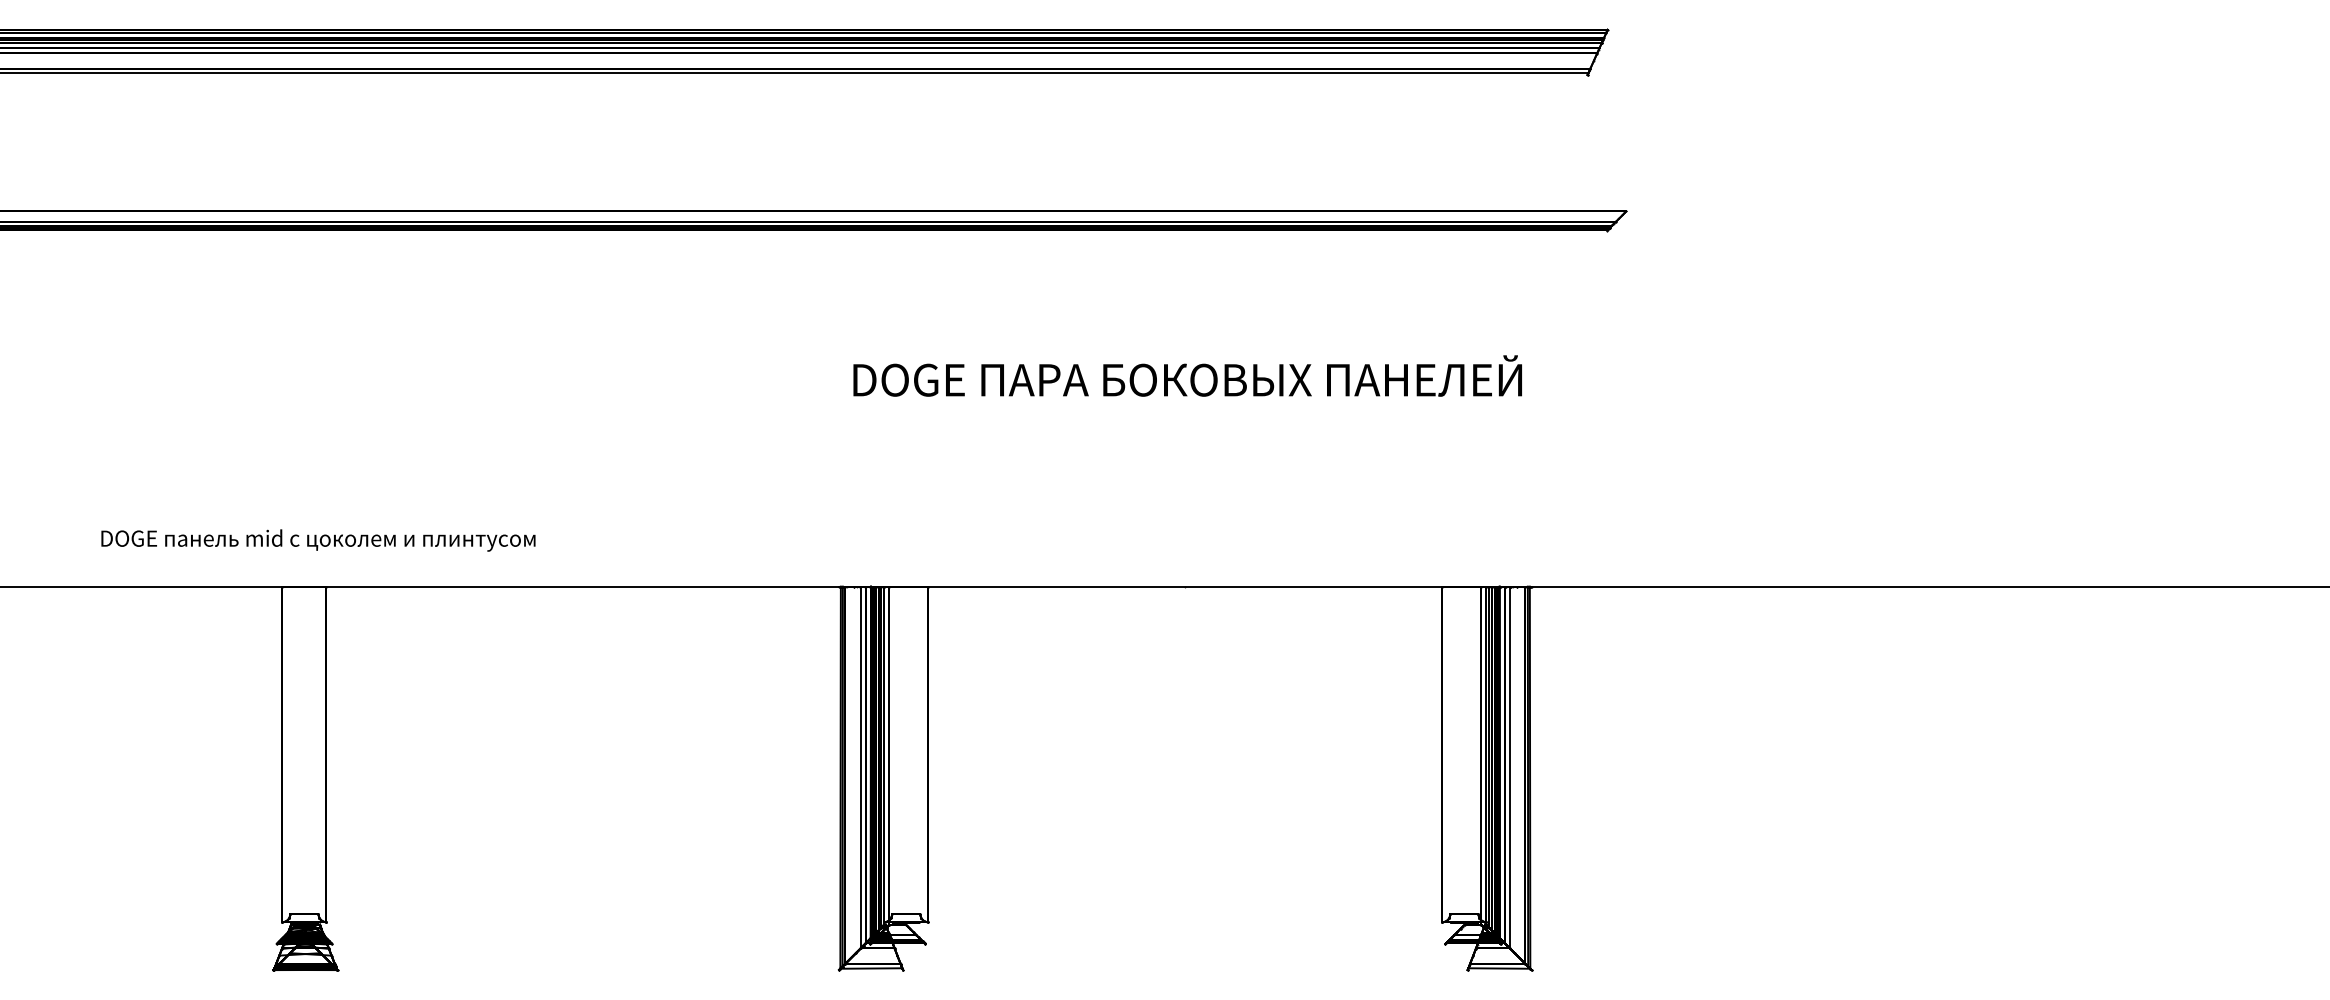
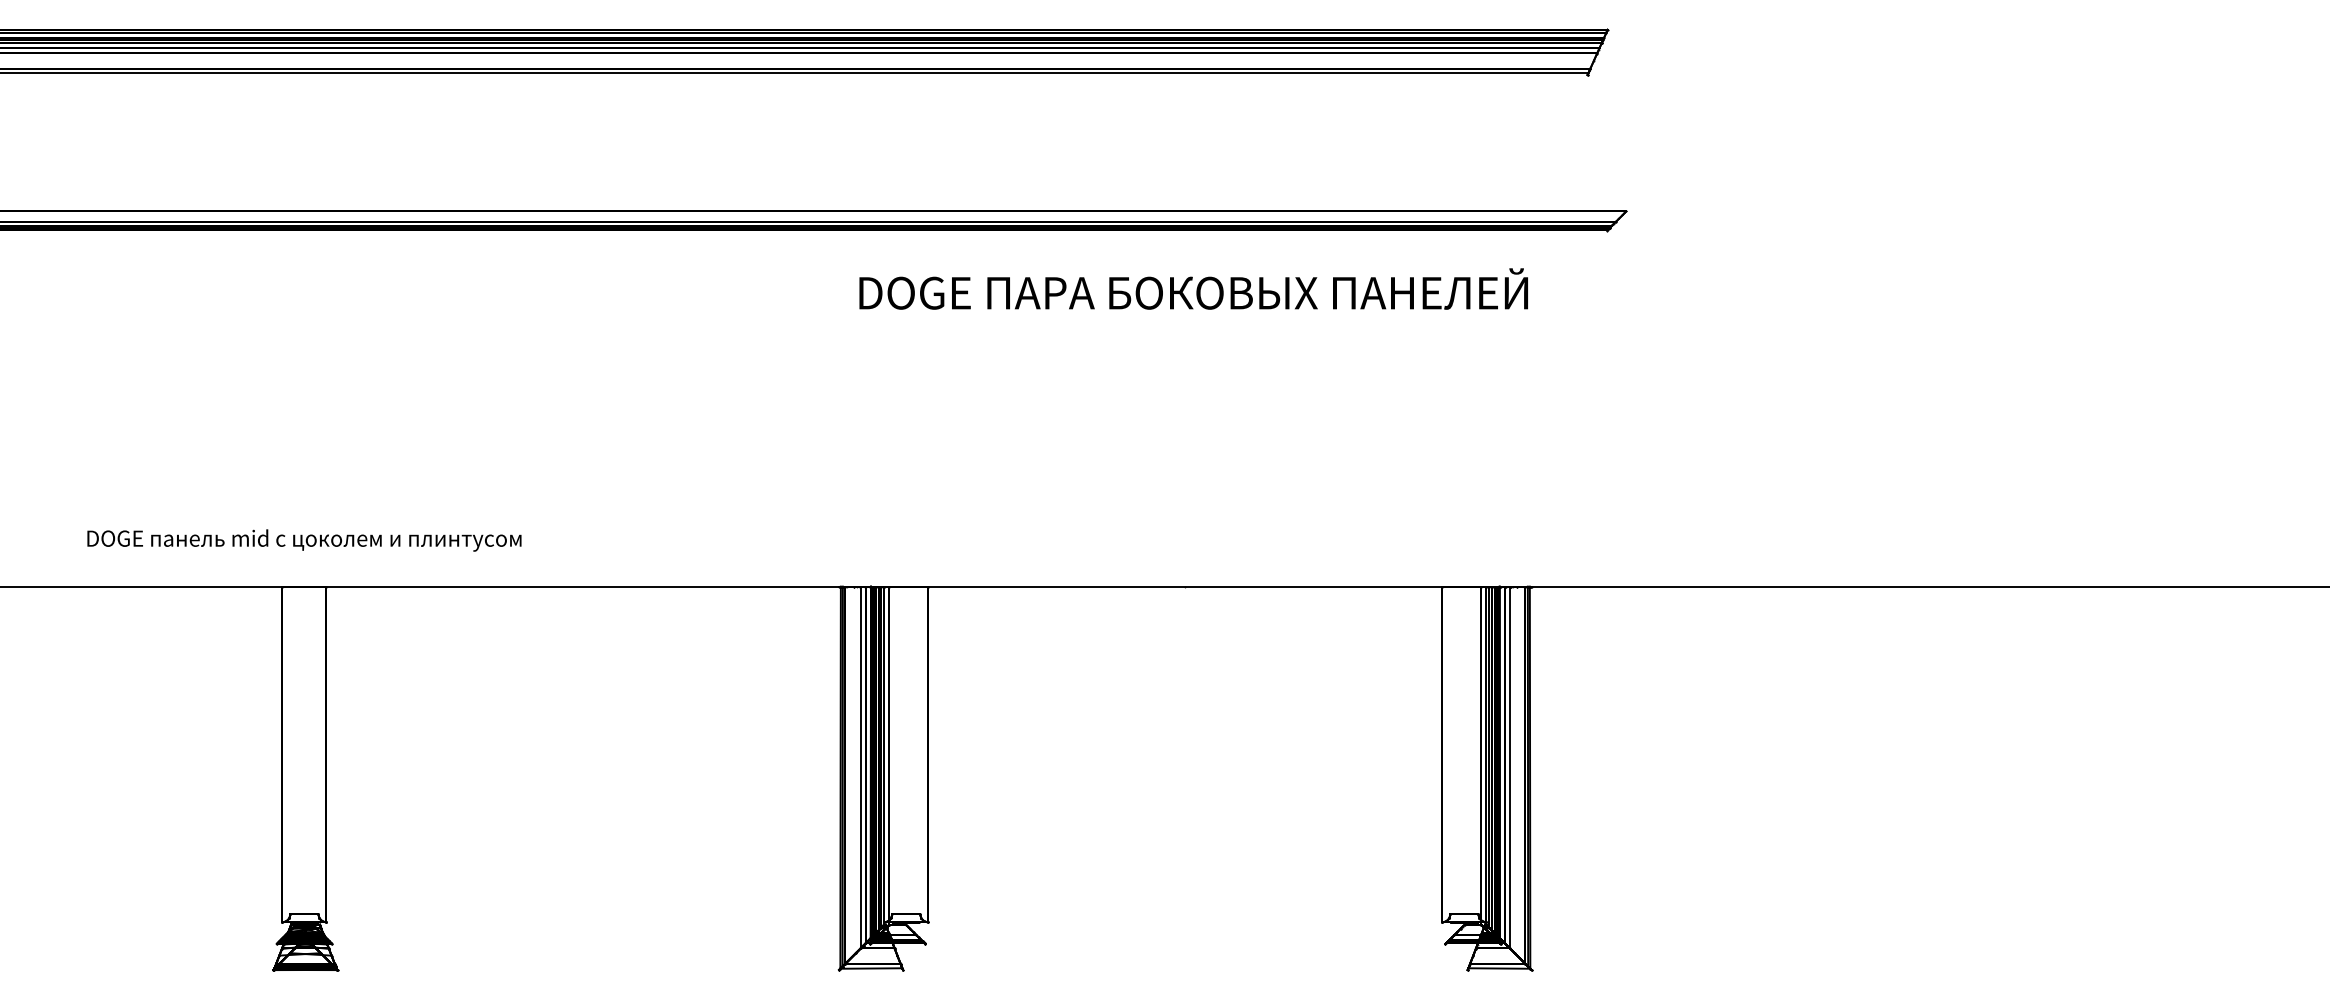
text position: (1187, 375) -> (1193, 288) (1193, 288)
text position: (318, 540) -> (304, 540) (304, 540)
